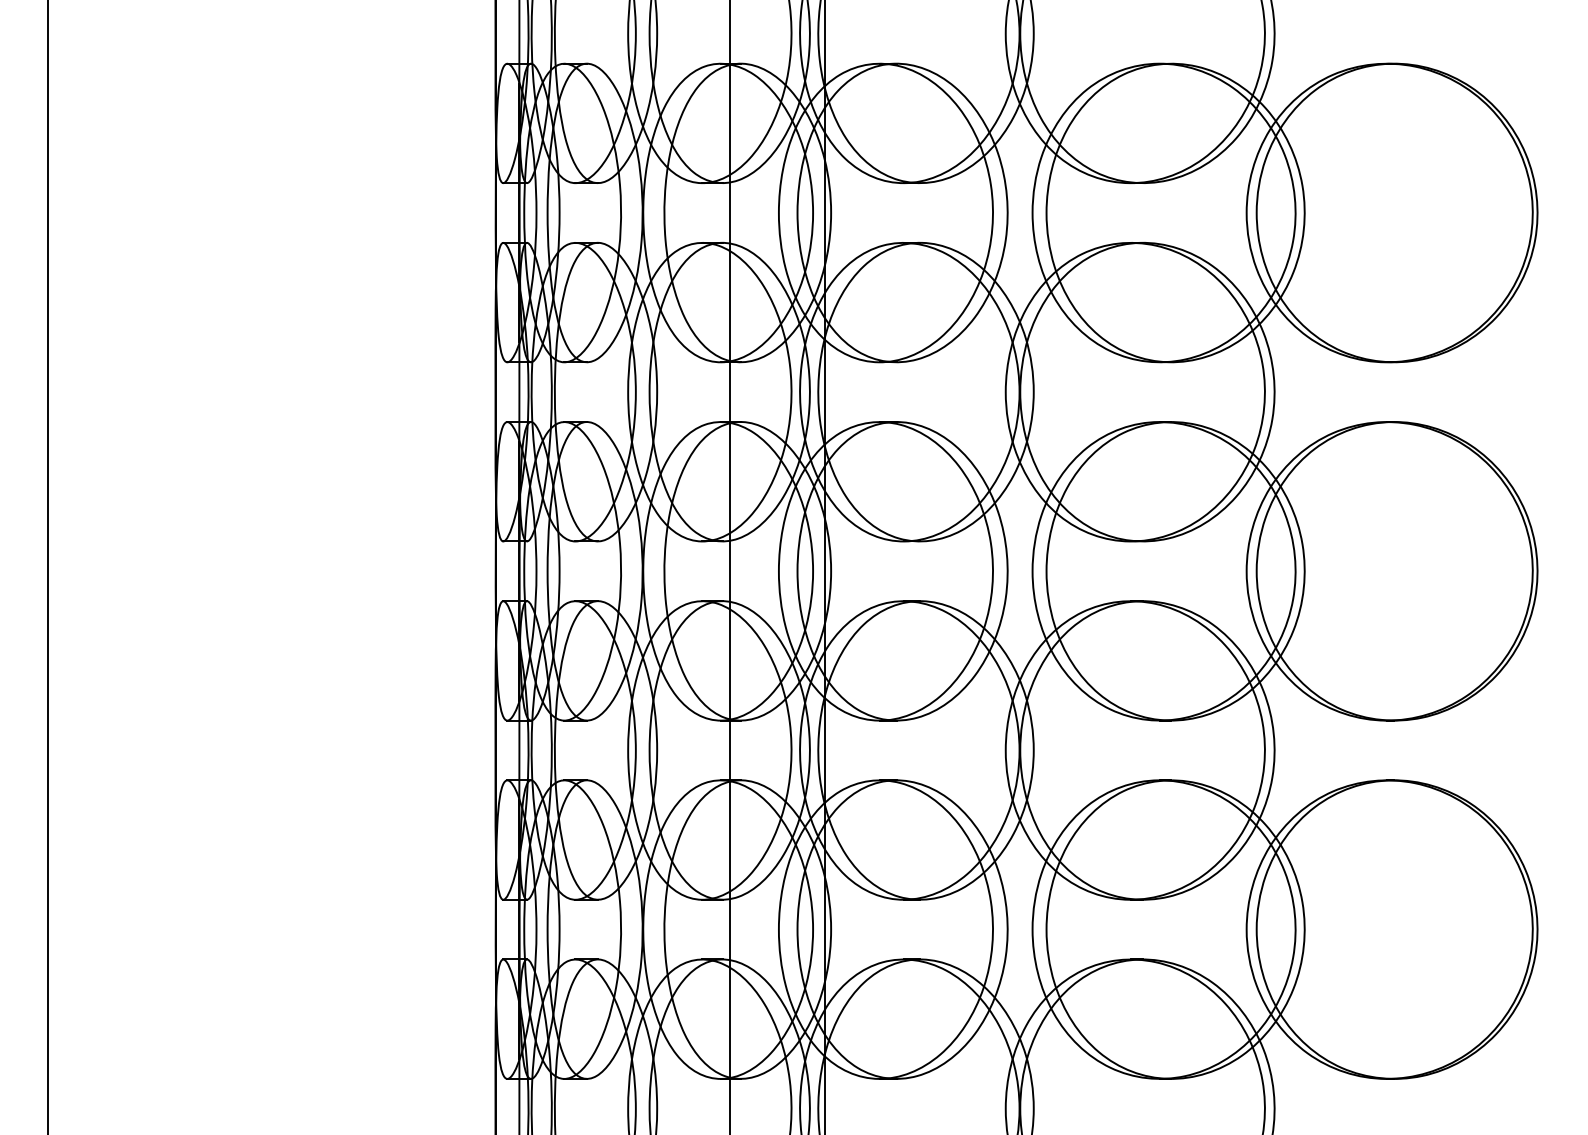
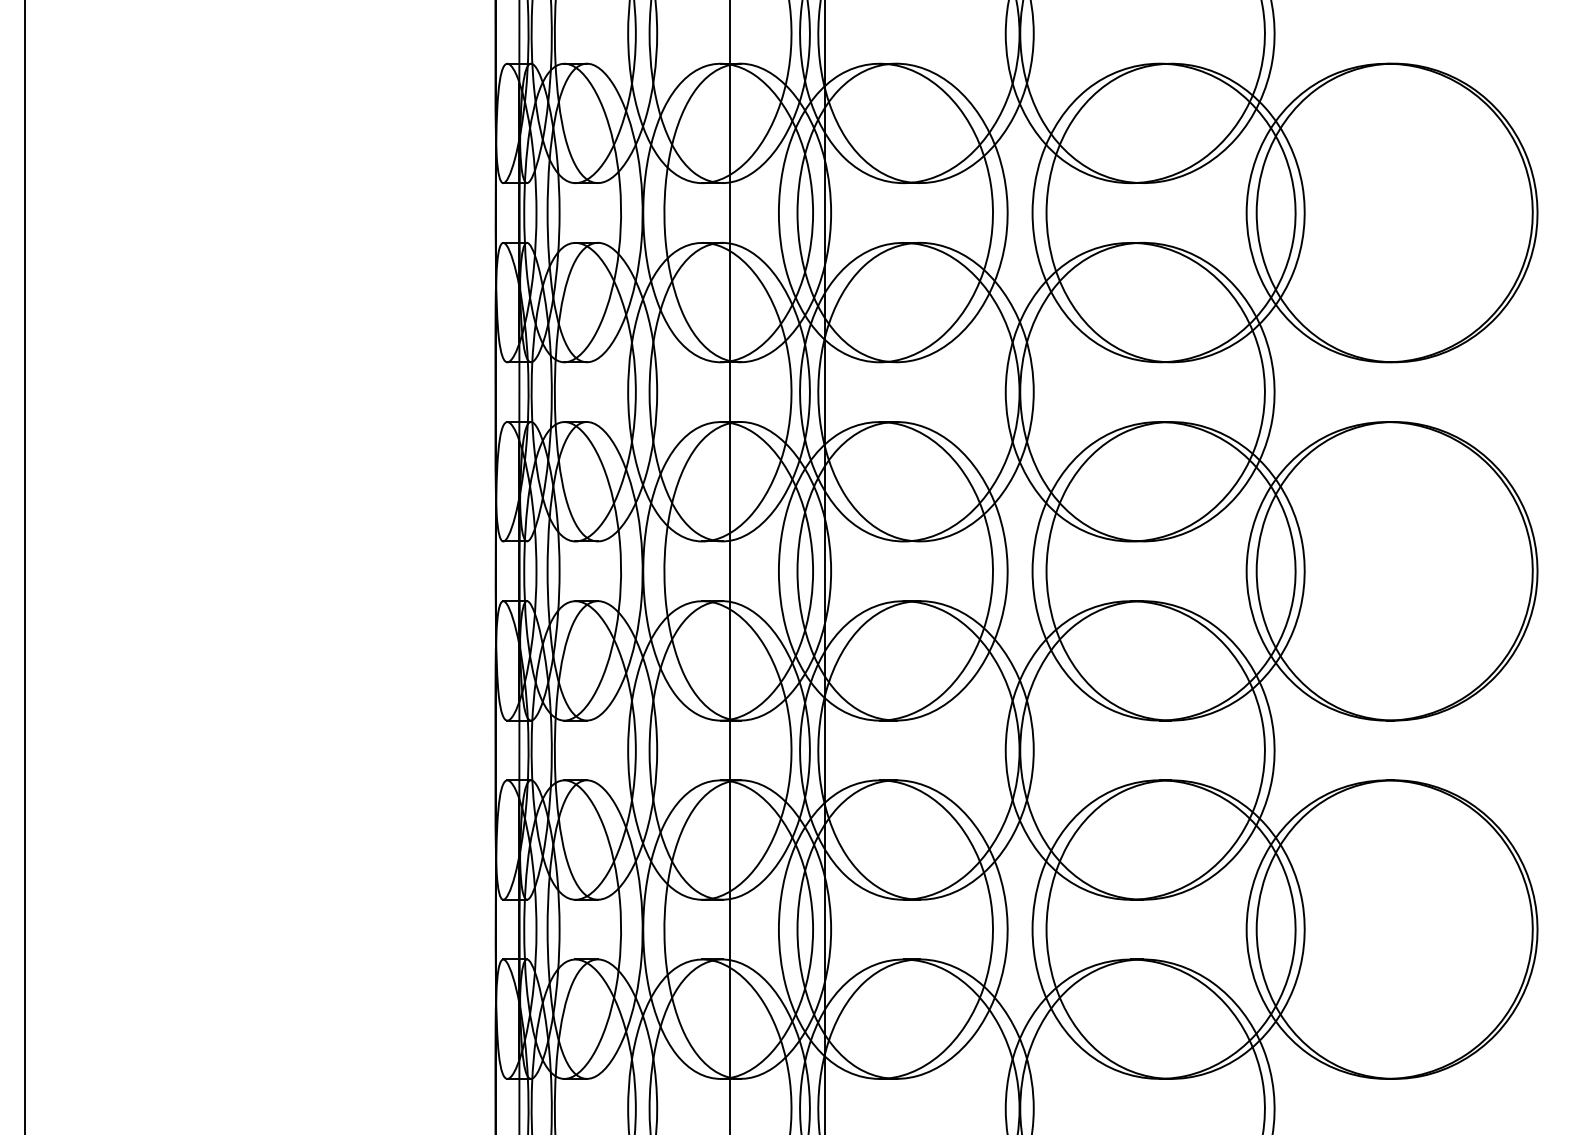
line position: (47, 566) -> (24, 566) (24, 566)
